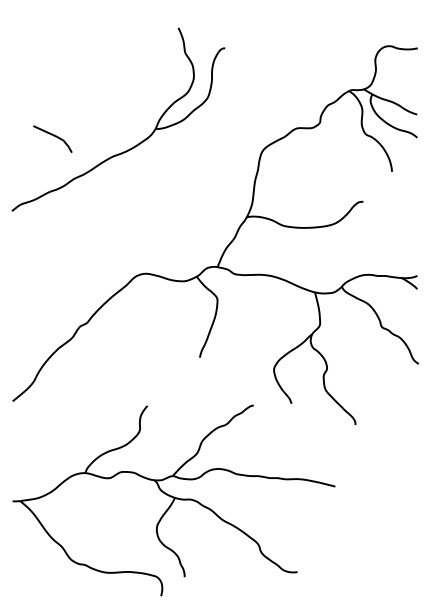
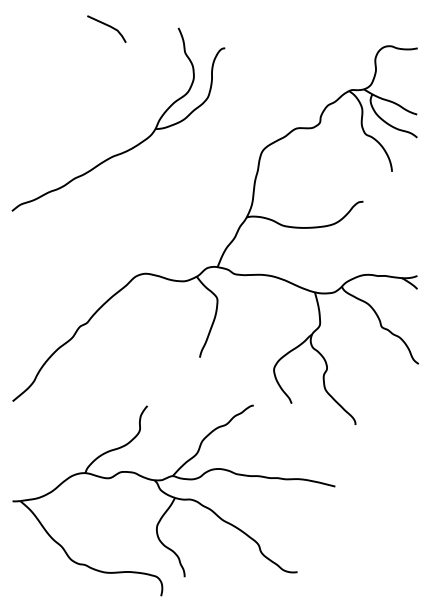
line position: (53, 136) -> (107, 26) (107, 26)
